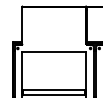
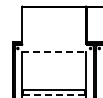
line: solid -> dashed (54, 51)
line: solid -> dashed (54, 95)
